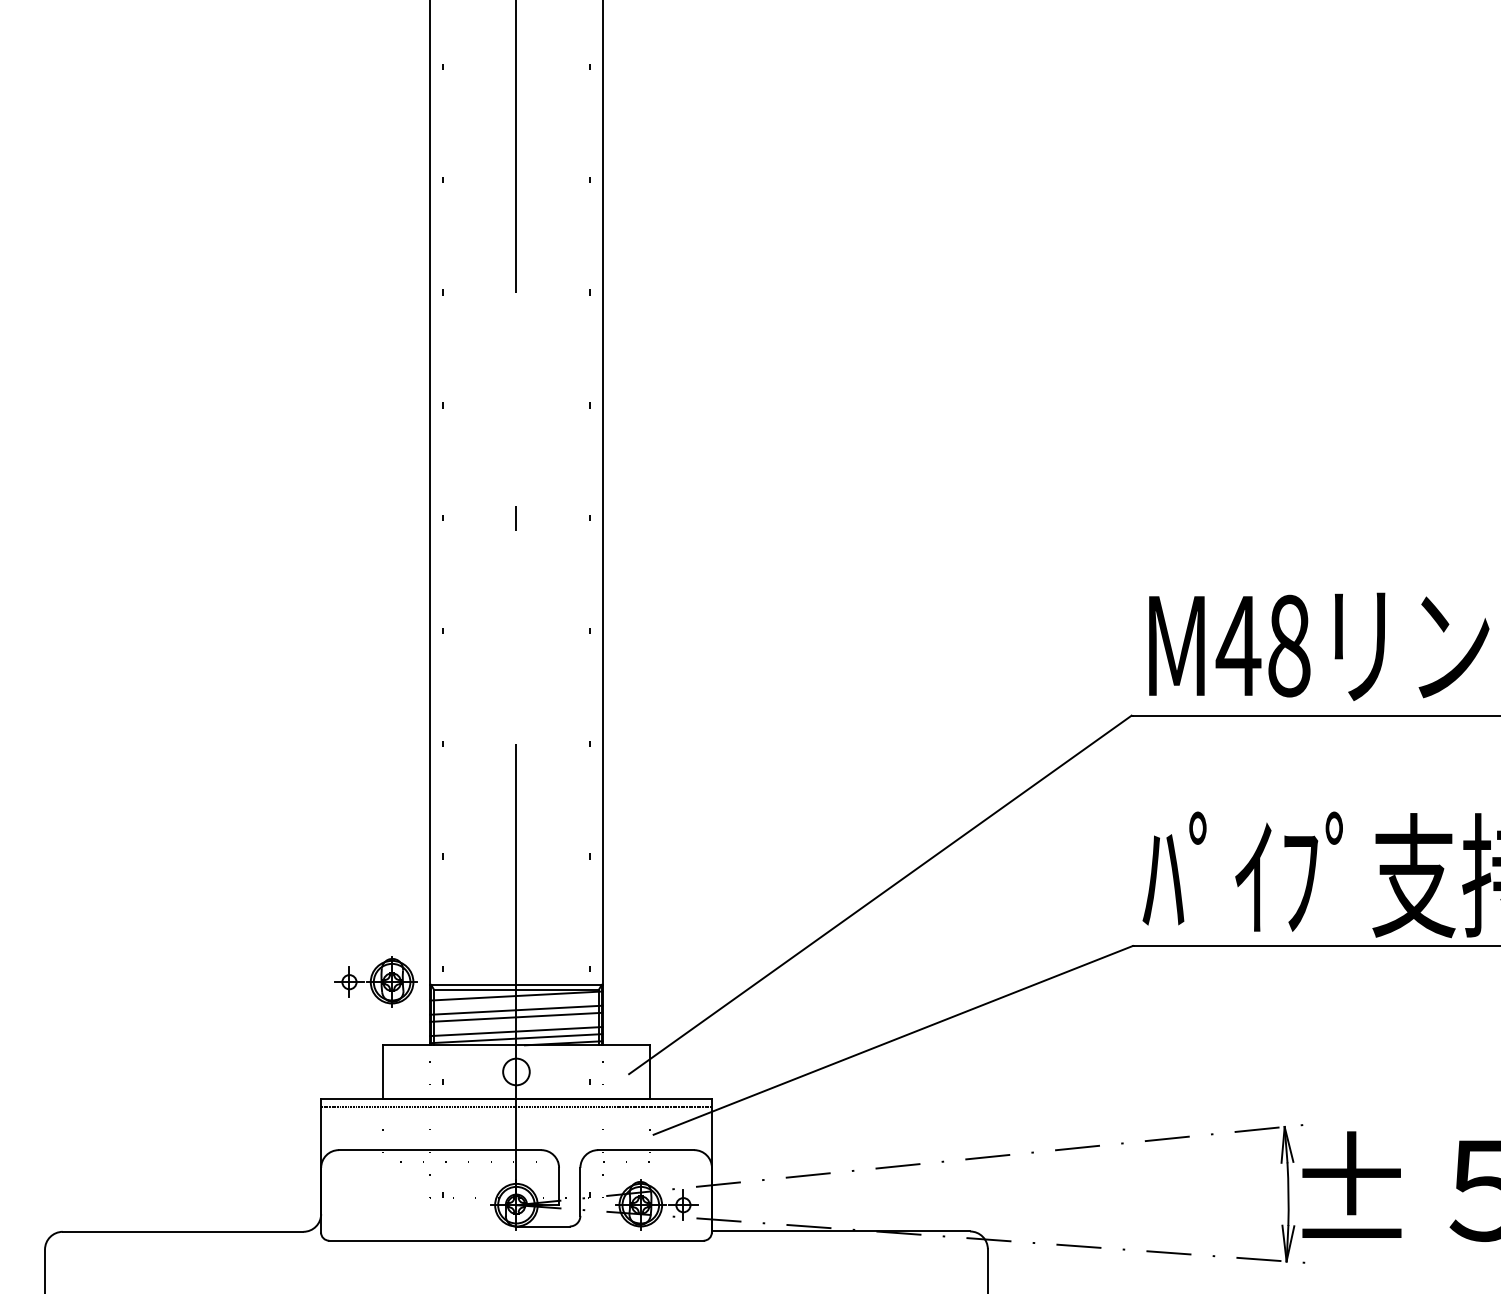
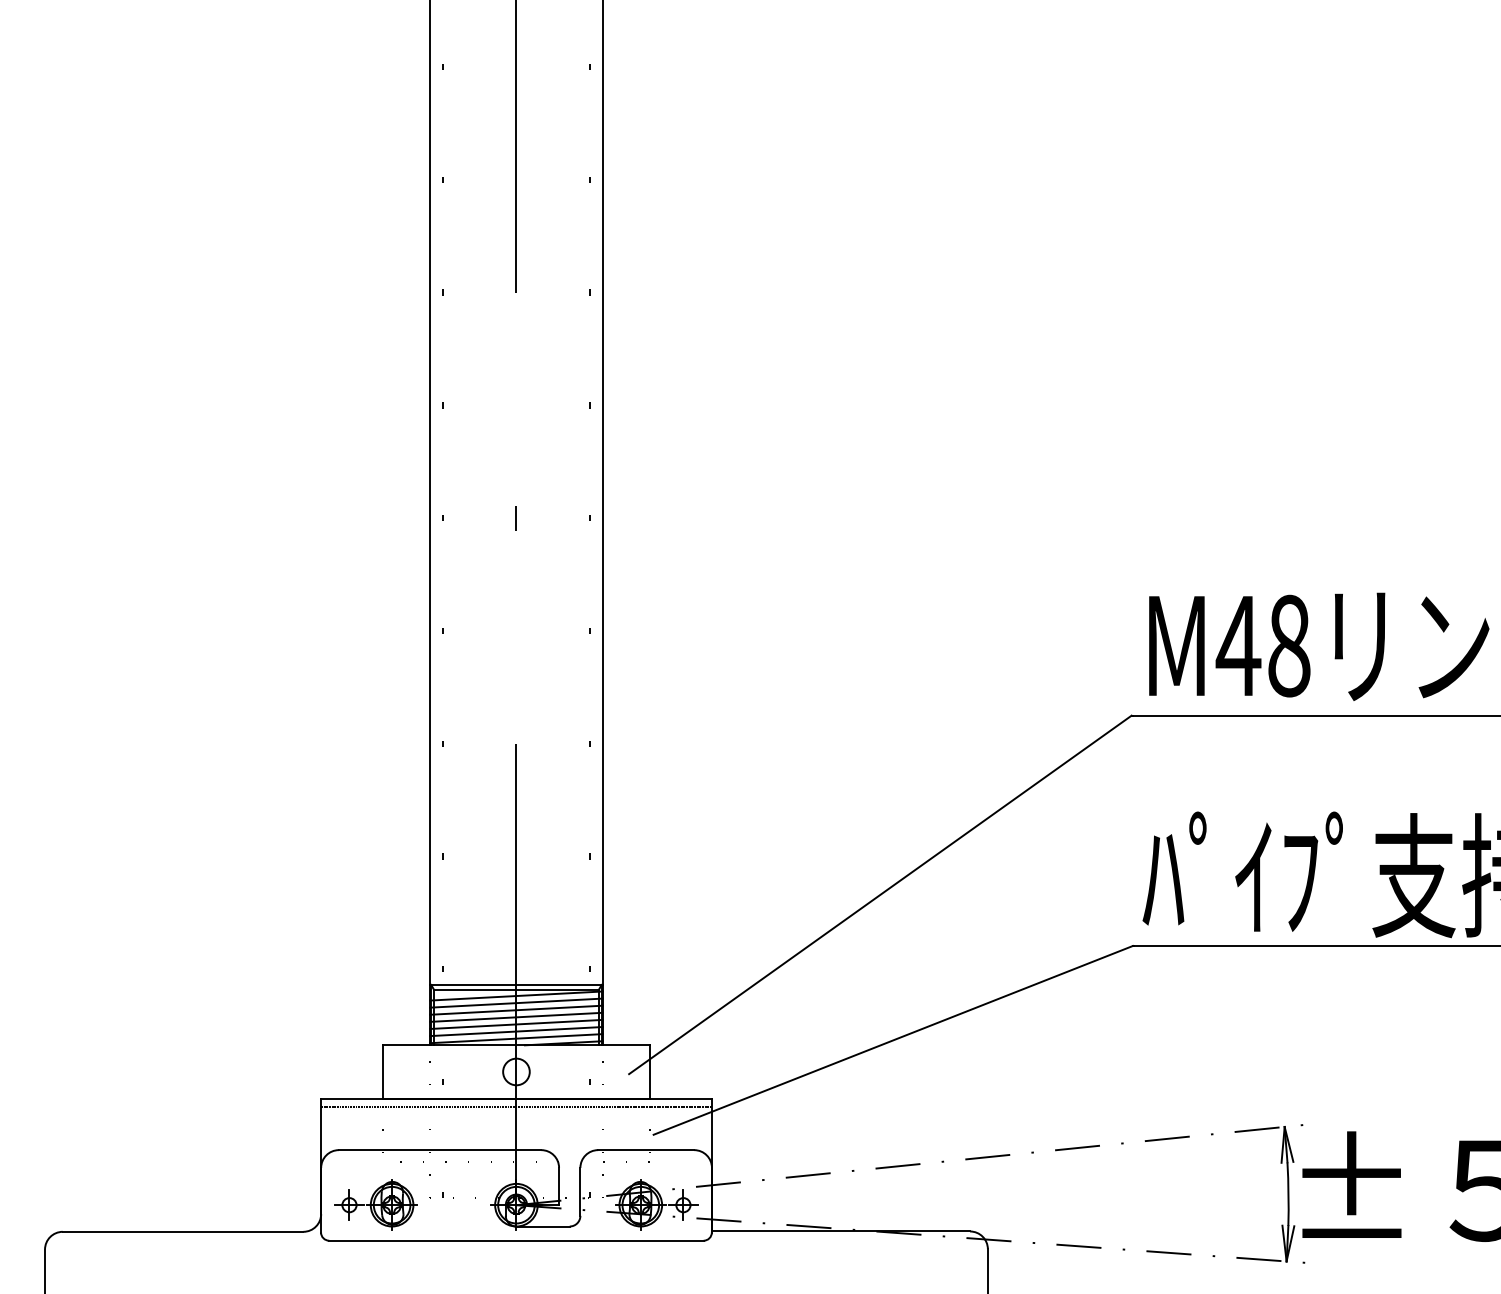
part position: (375, 981) -> (375, 1204) (375, 1204)
line: none -> present (516, 1002)
line: none -> present (516, 1023)
